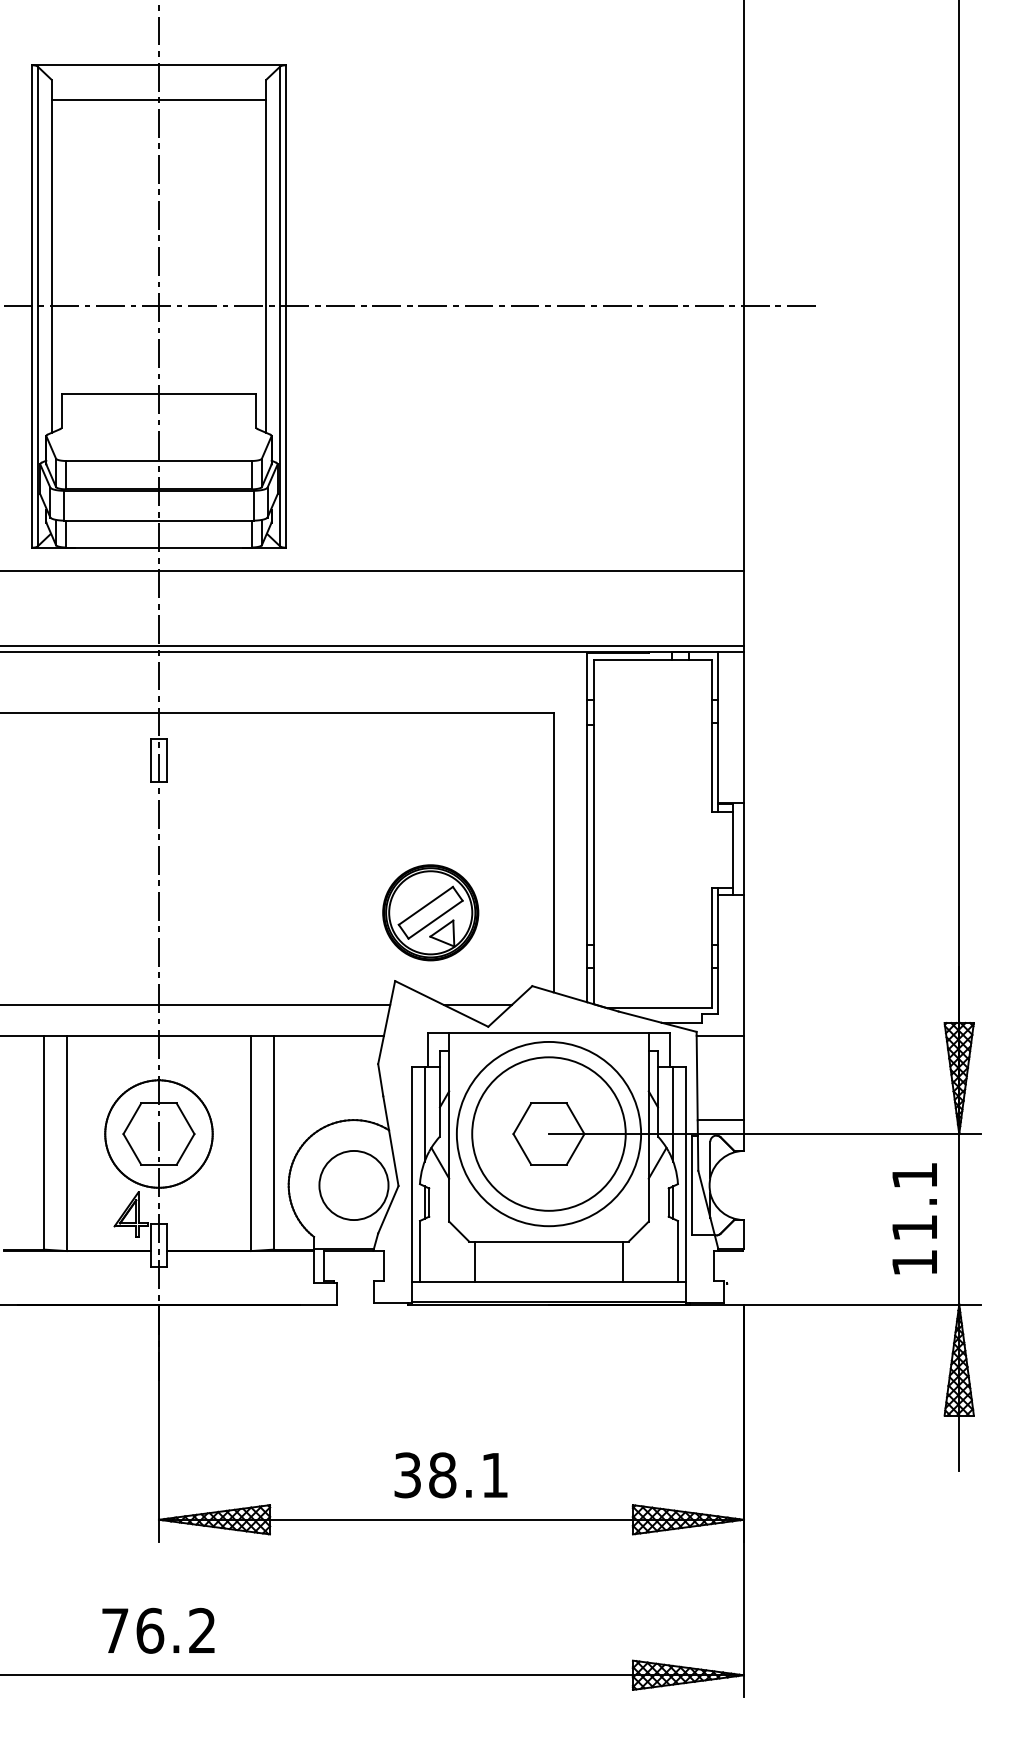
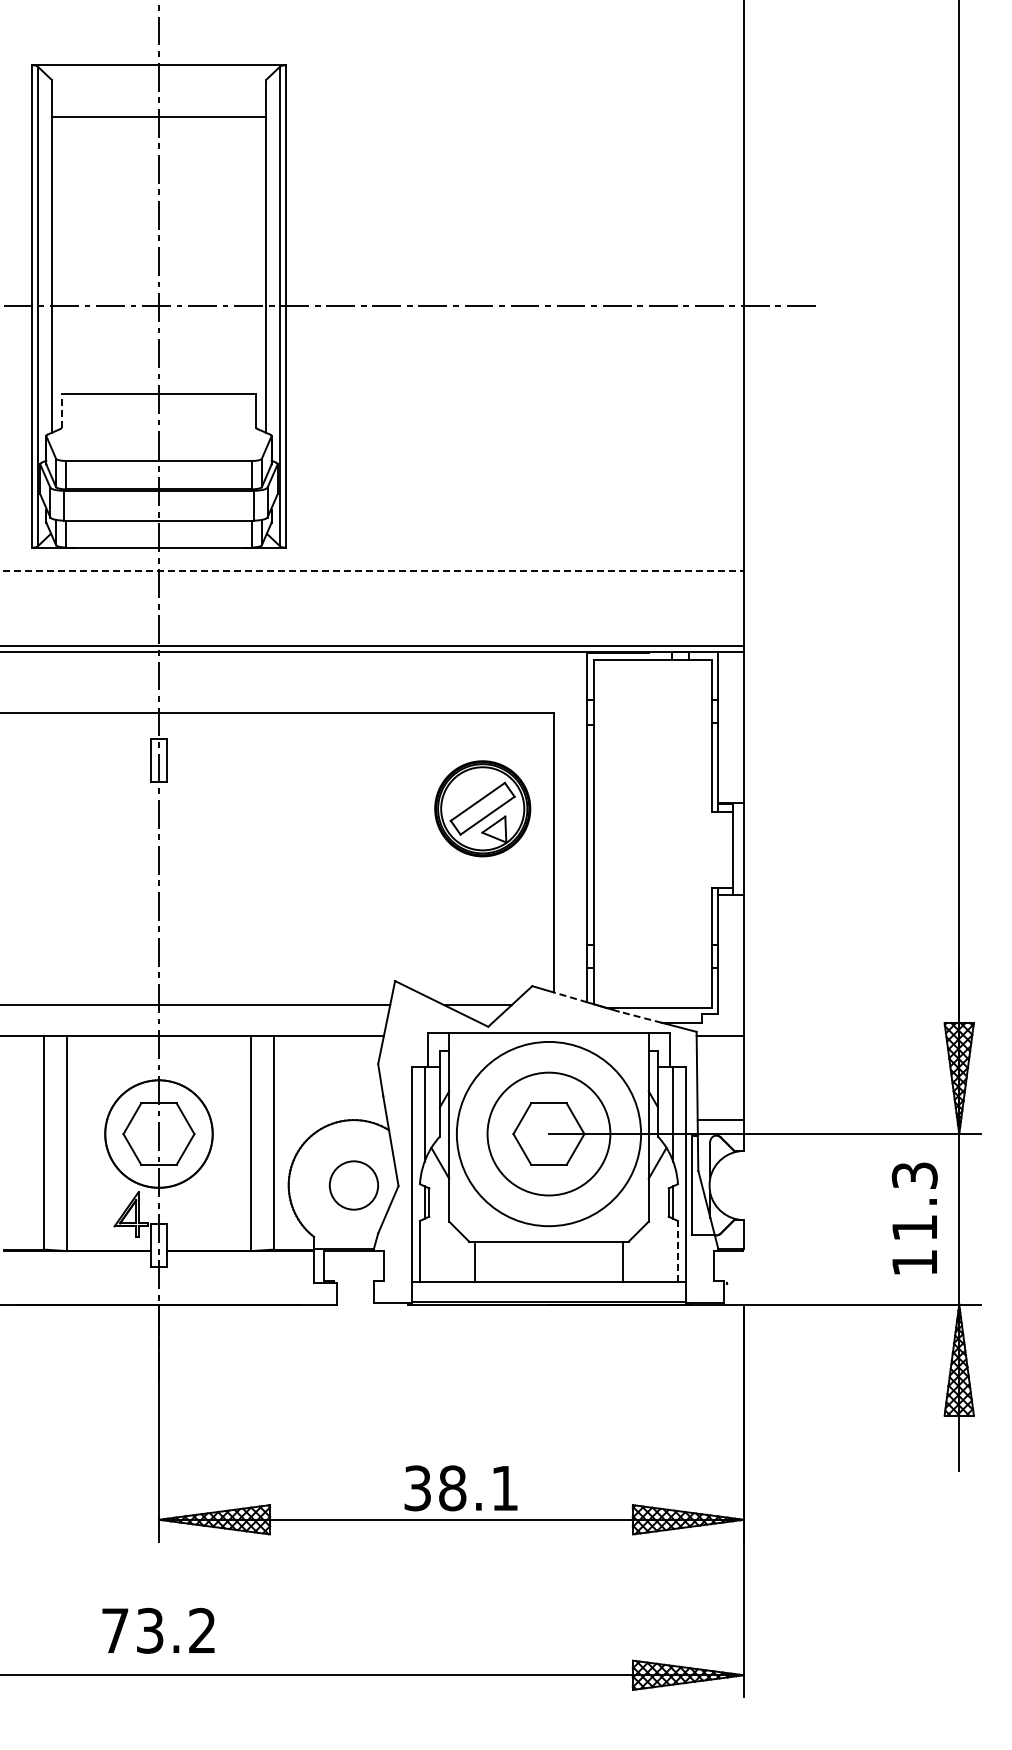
line position: (158, 99) -> (158, 116) (158, 116)
line: solid -> dashed (61, 410)
line: solid -> dashed (372, 571)
part position: (430, 912) -> (482, 808) (482, 808)
line: solid -> dashed (570, 997)
line: solid -> dashed (639, 1017)
circle diameter: 154 px -> 123 px (548, 1133)
text: 11.1 -> 11.3 (914, 1175)
circle diameter: 69 px -> 48 px (353, 1185)
line: solid -> dashed (677, 1251)
text position: (450, 1475) -> (460, 1488) (460, 1488)
text: 76.2 -> 73.2 (150, 1630)
